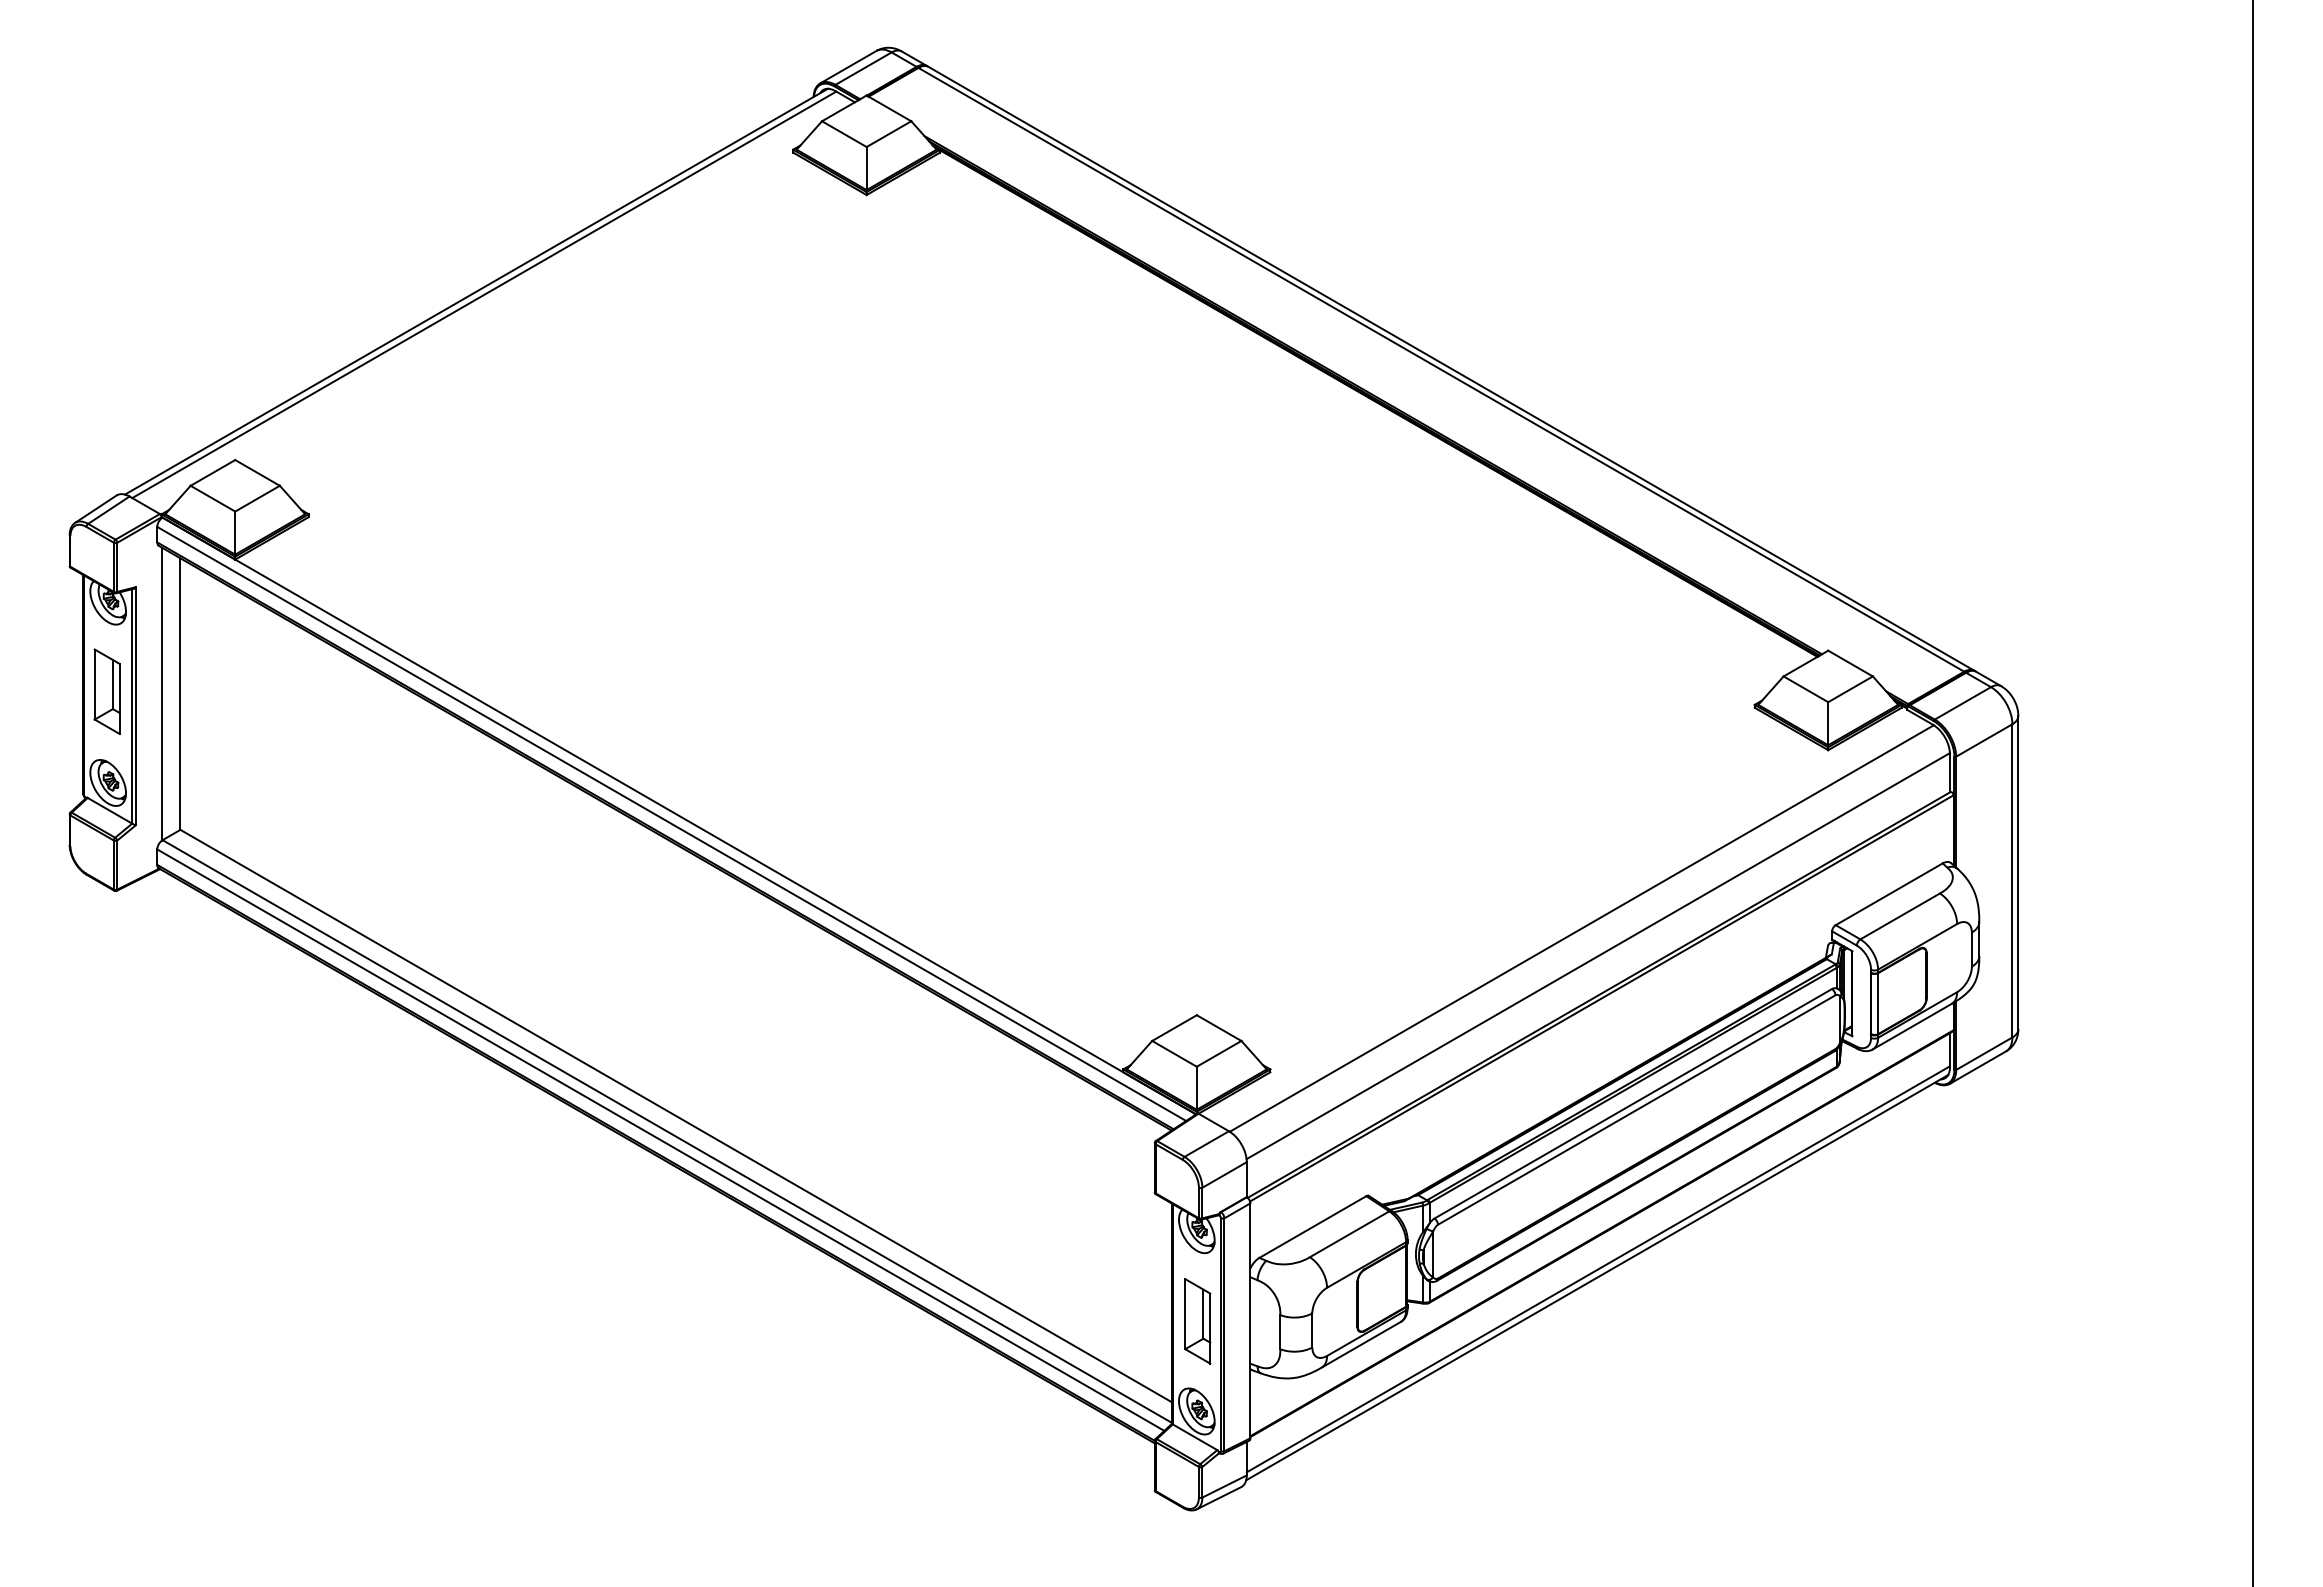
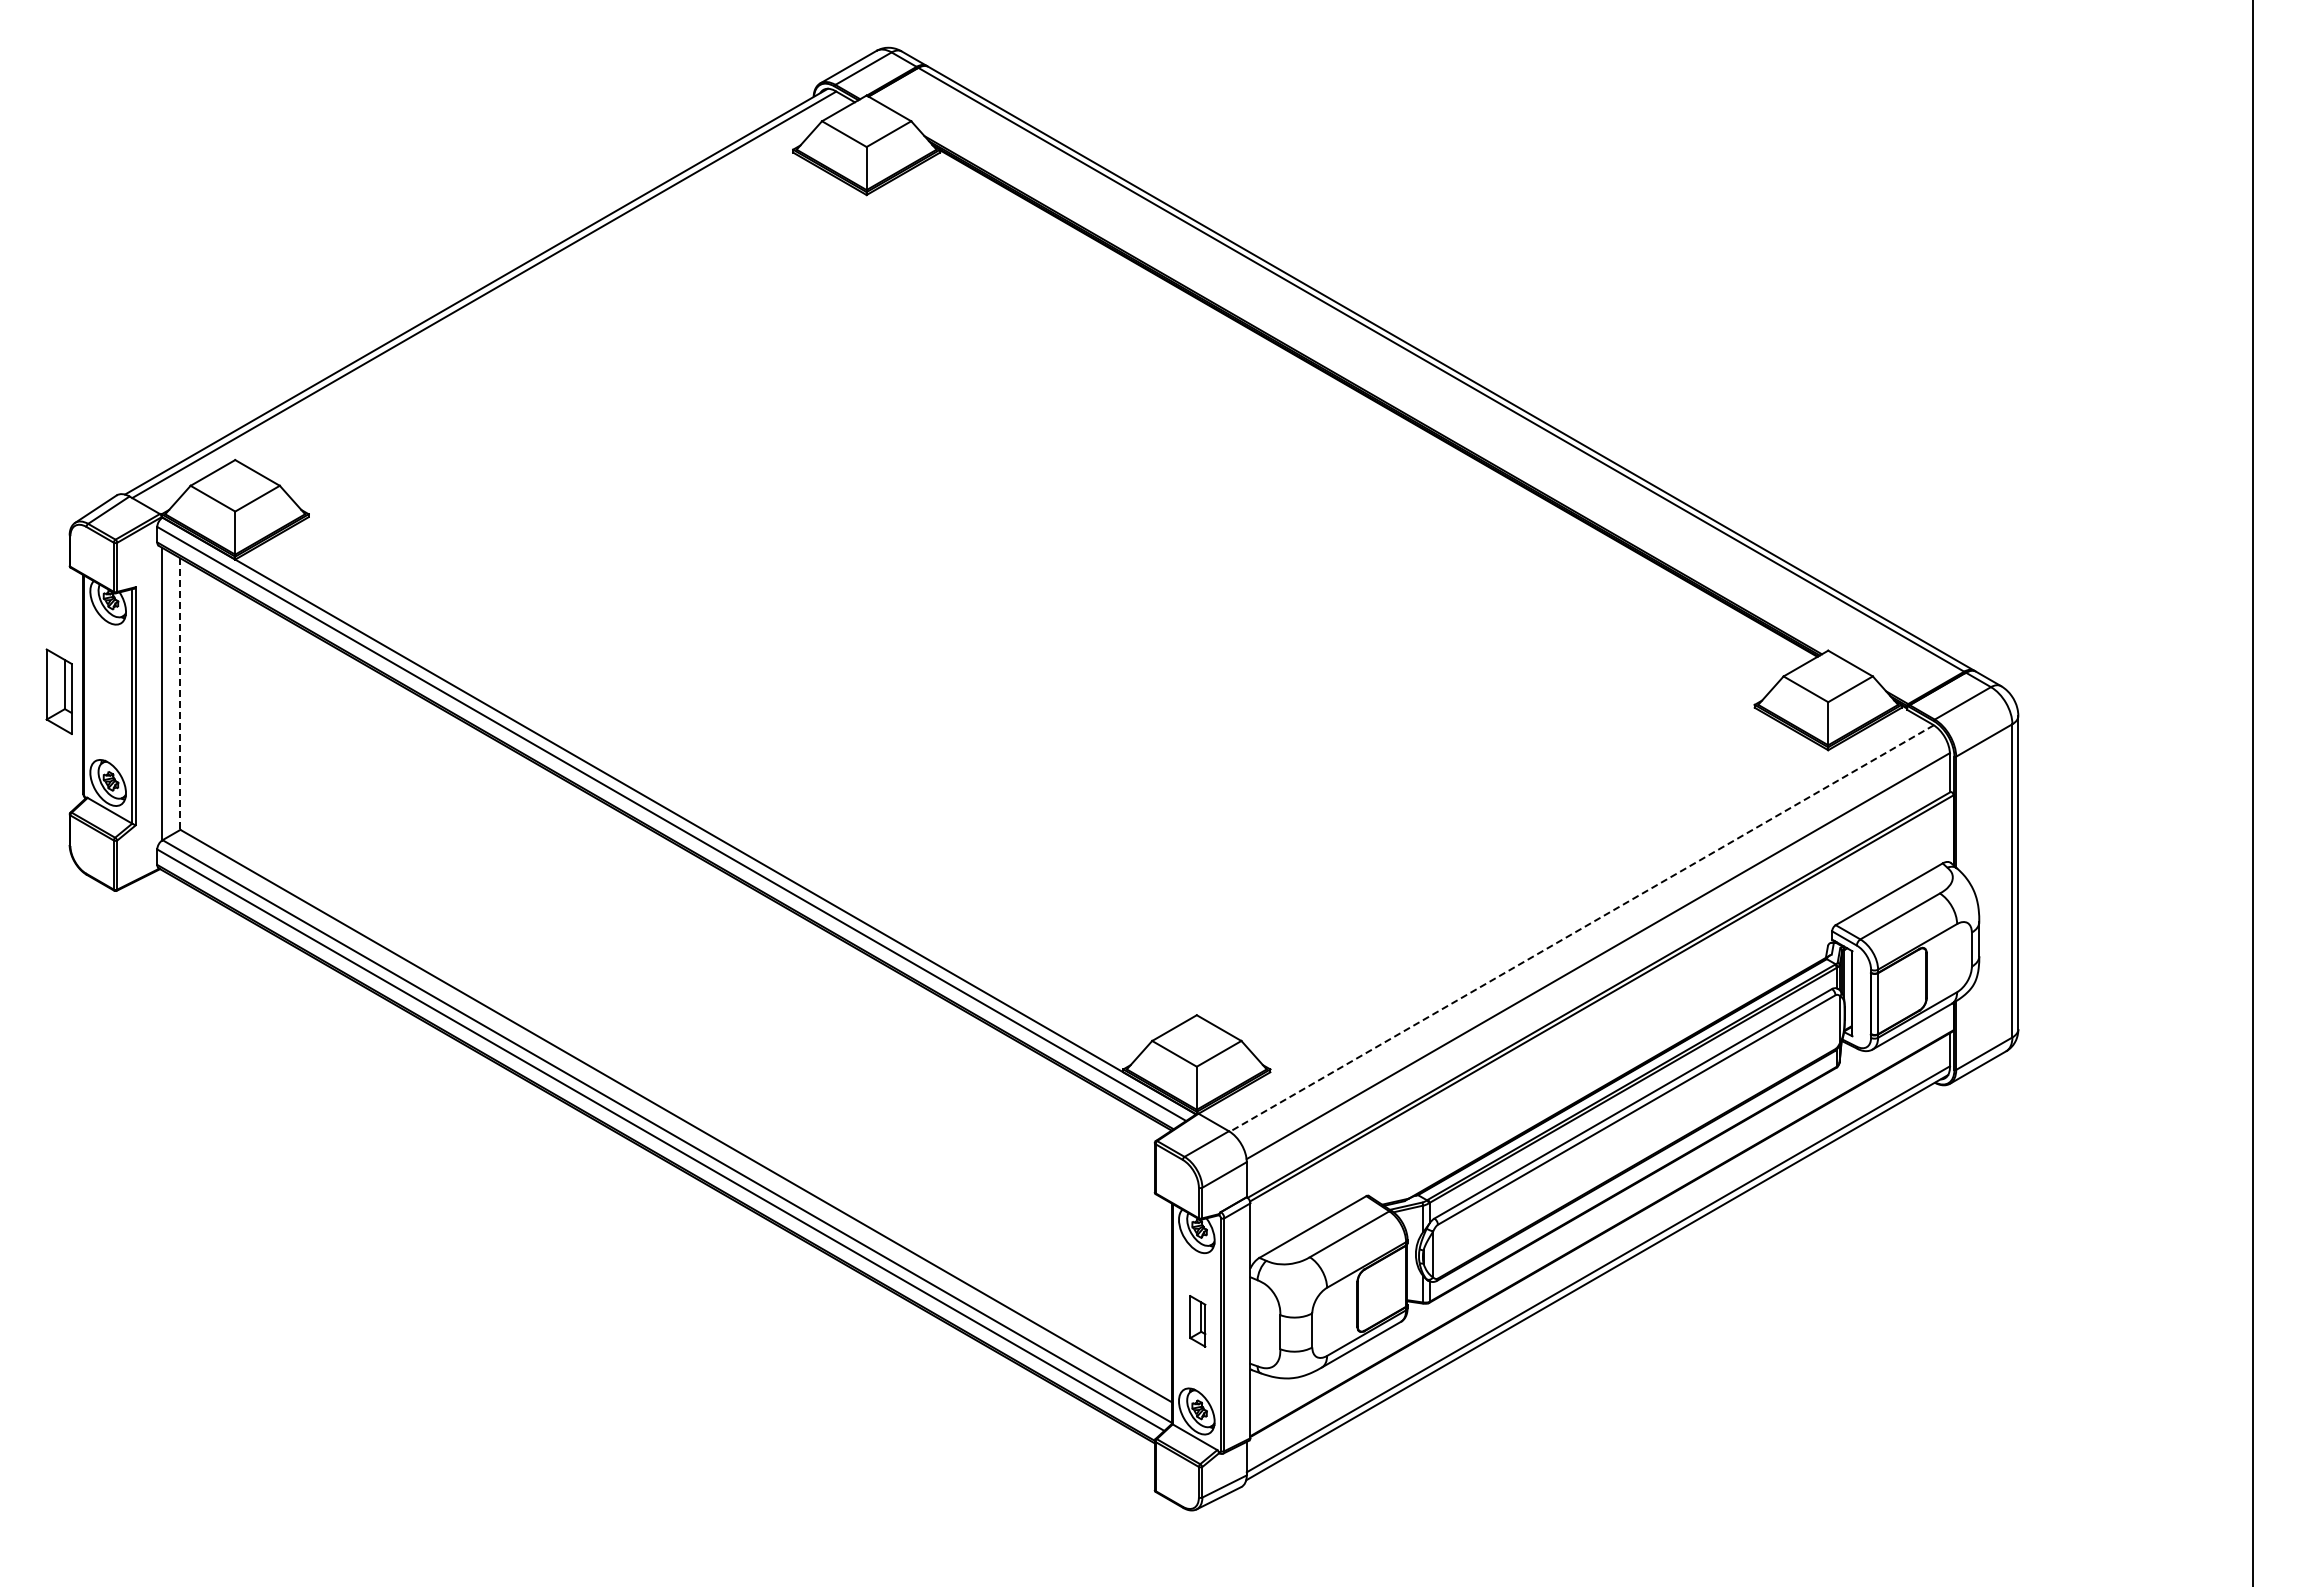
part position: (106, 691) -> (58, 691) (58, 691)
line: solid -> dashed (179, 694)
line: solid -> dashed (1581, 928)
part size: 28x87 px -> 18x53 px (1197, 1321)
